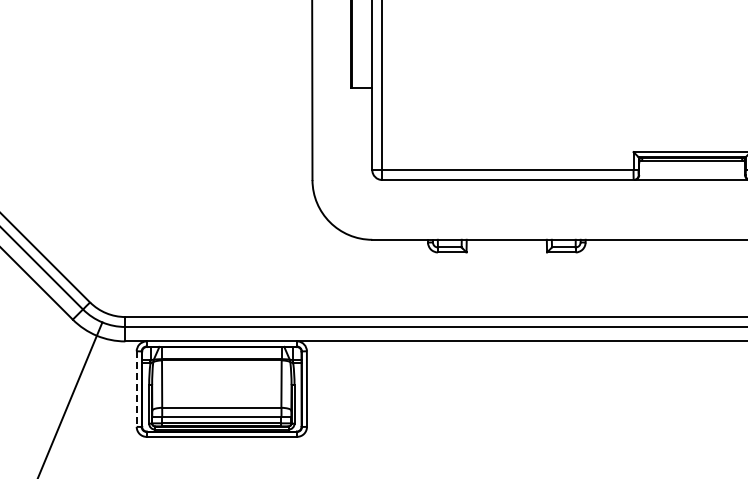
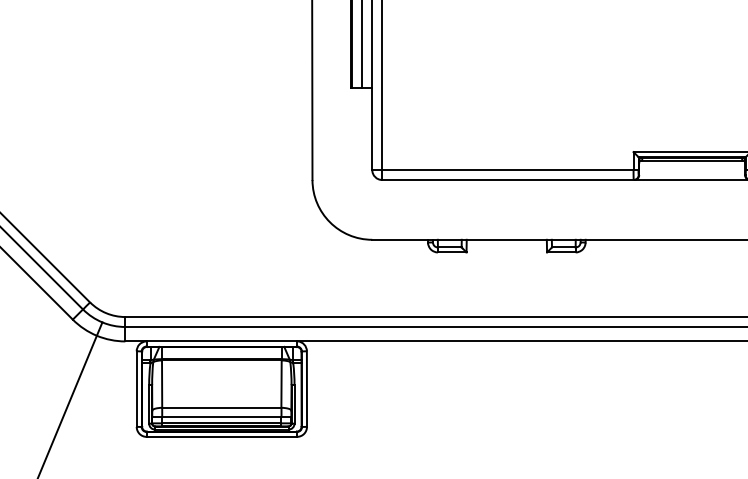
line: none -> present (361, 44)
line: dashed -> solid (136, 389)
